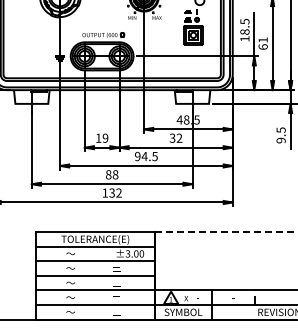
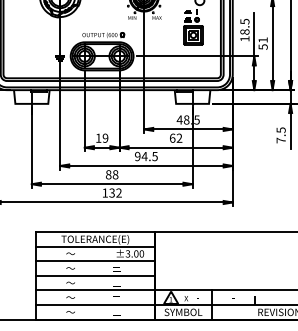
text: 61 -> 51 (262, 46)
text: 32 -> 62 (172, 137)
text: 9.5 -> 7.5 (280, 140)
line: dashed -> solid (226, 232)
